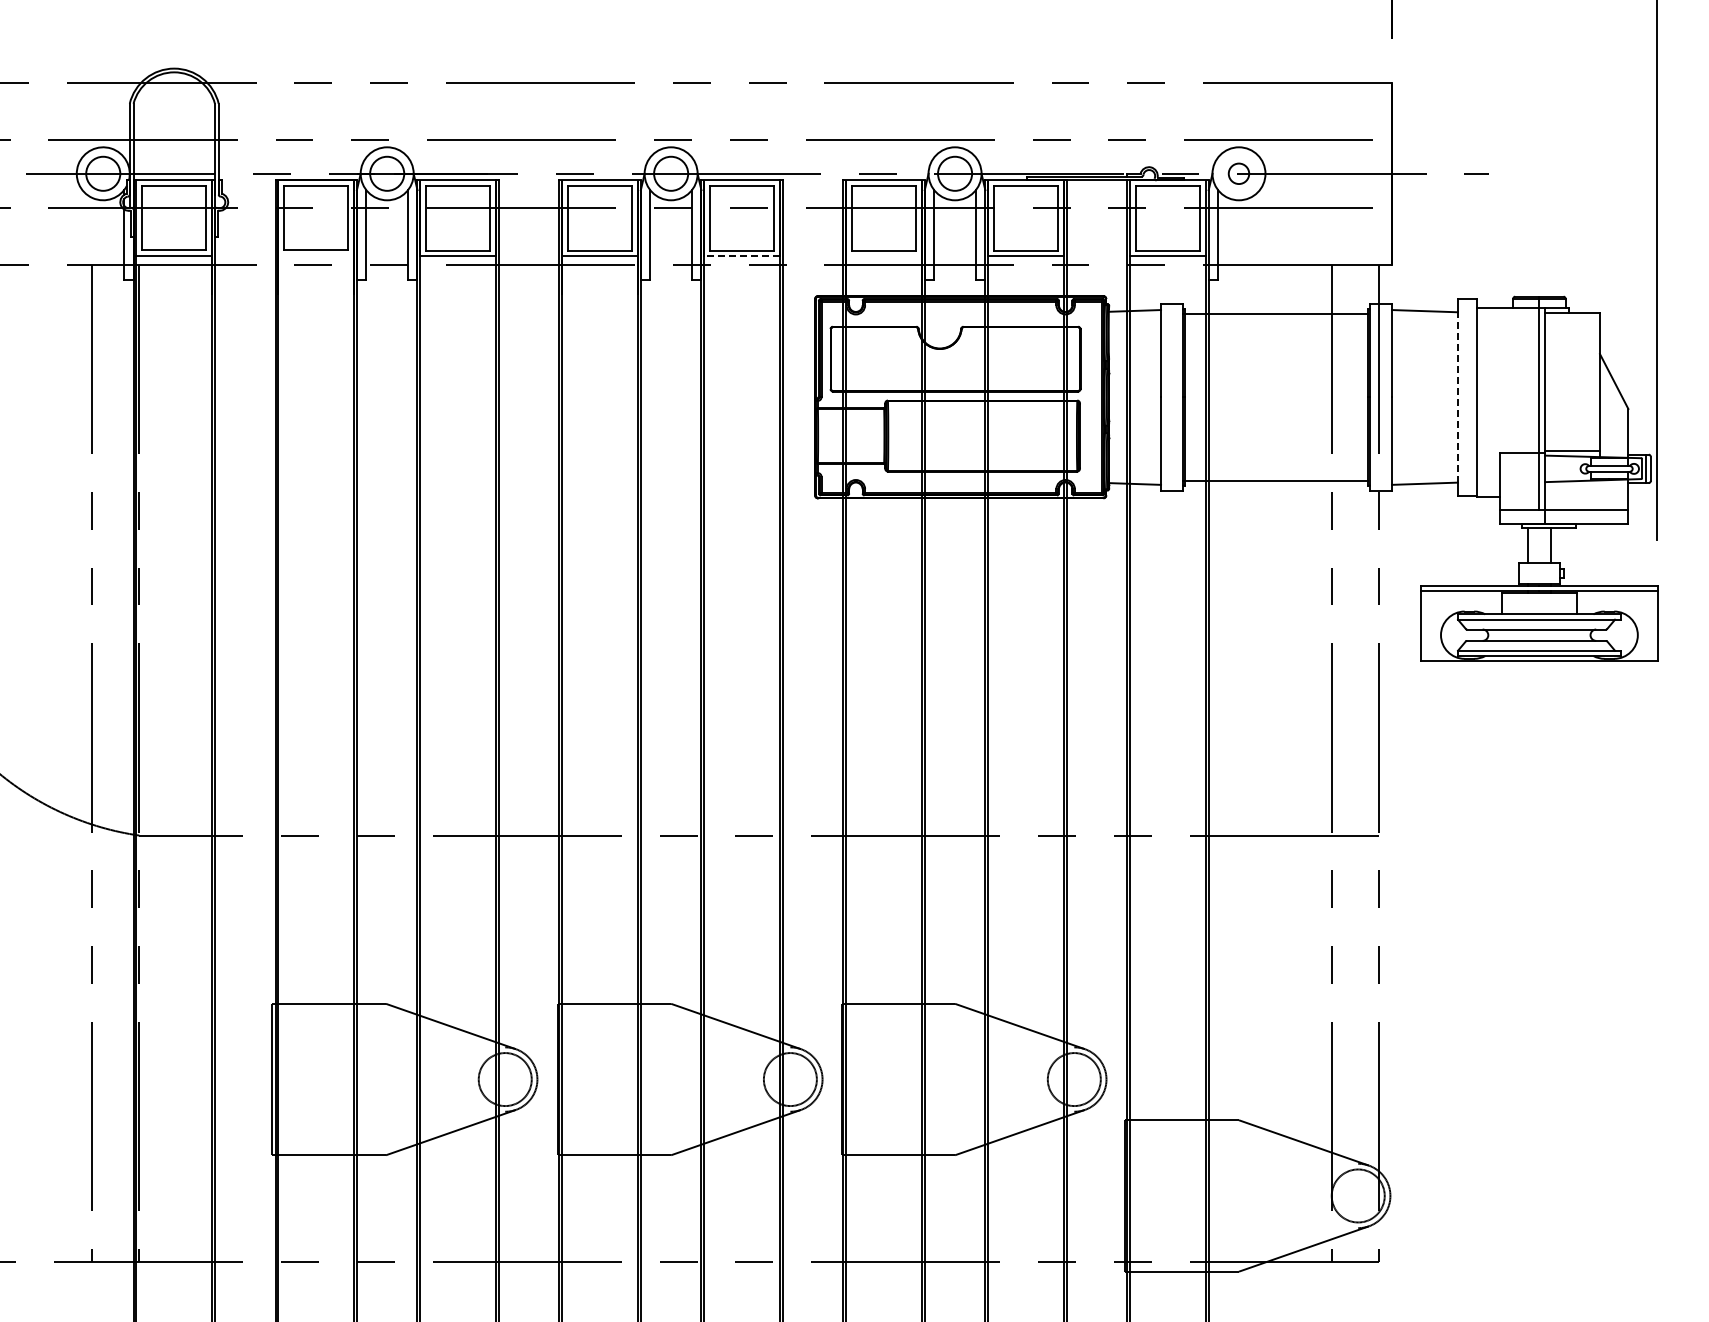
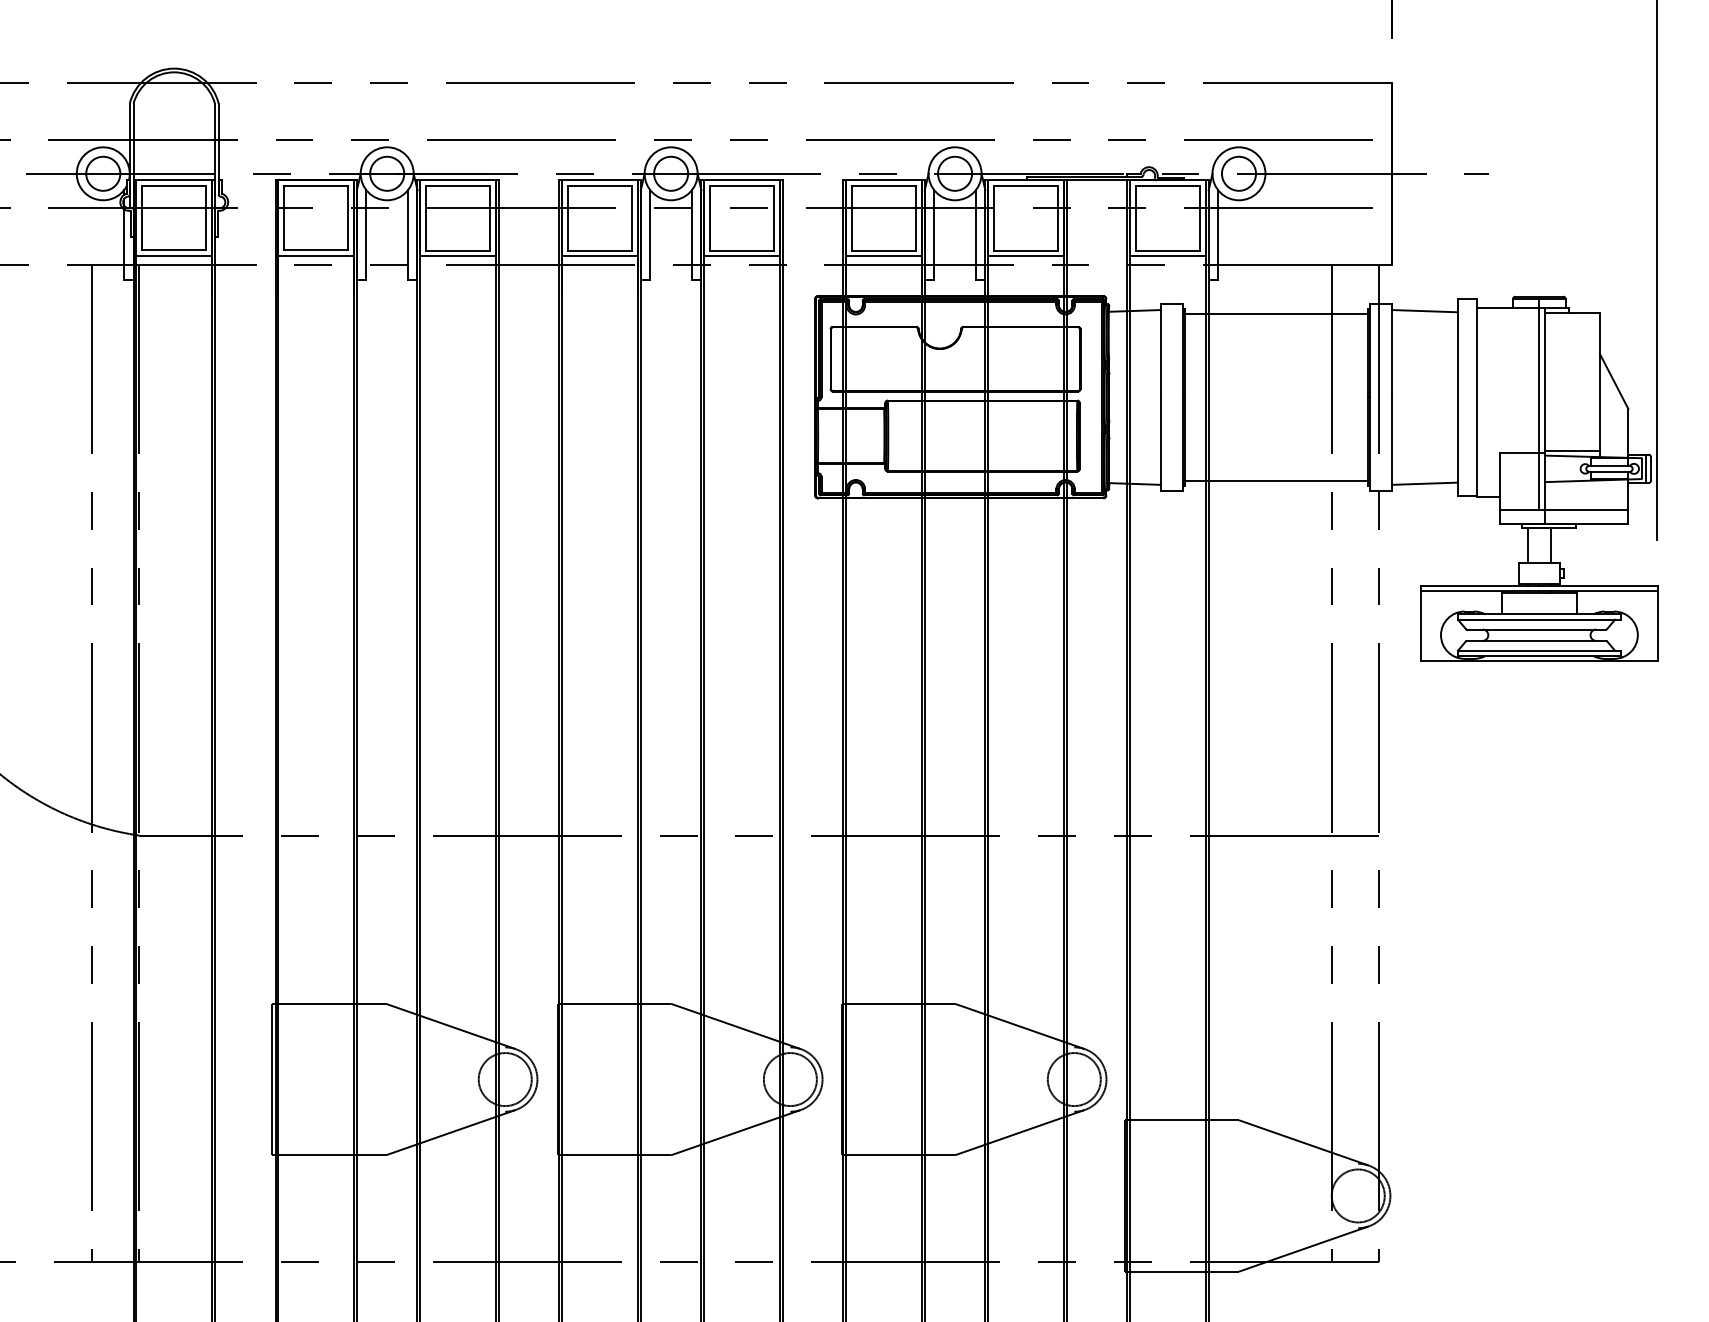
circle diameter: 20 px -> 34 px (1238, 173)
line: none -> present (316, 256)
line: dashed -> solid (742, 256)
line: none -> present (883, 256)
line: dashed -> solid (1458, 396)
